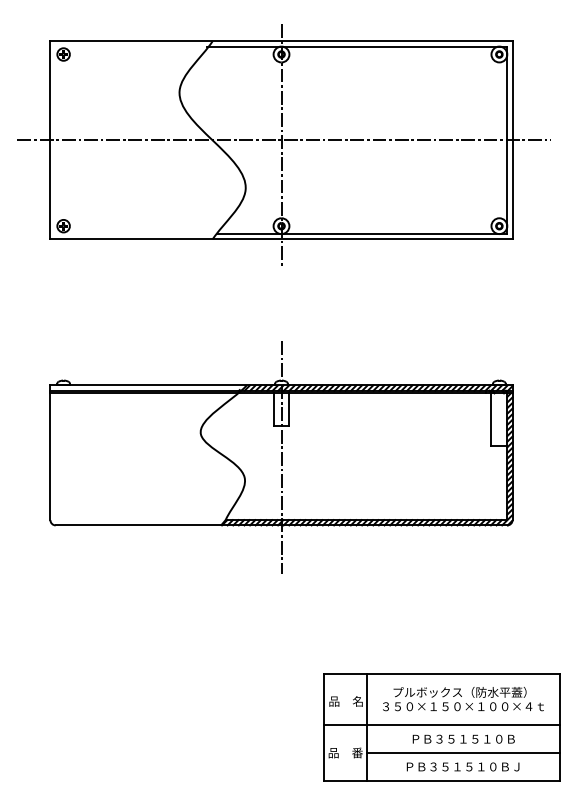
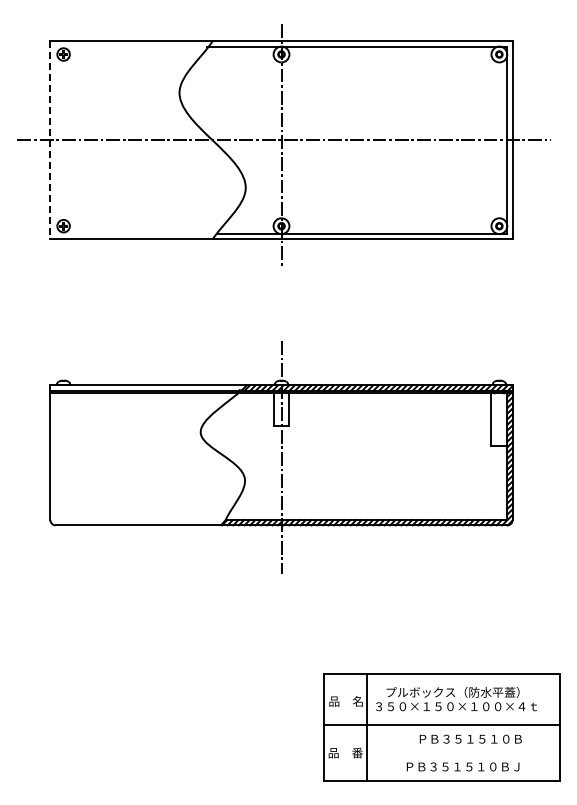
line: solid -> dashed (50, 140)
text position: (463, 699) -> (456, 699) (456, 699)
text position: (463, 738) -> (470, 738) (470, 738)
line: present -> none (463, 753)
